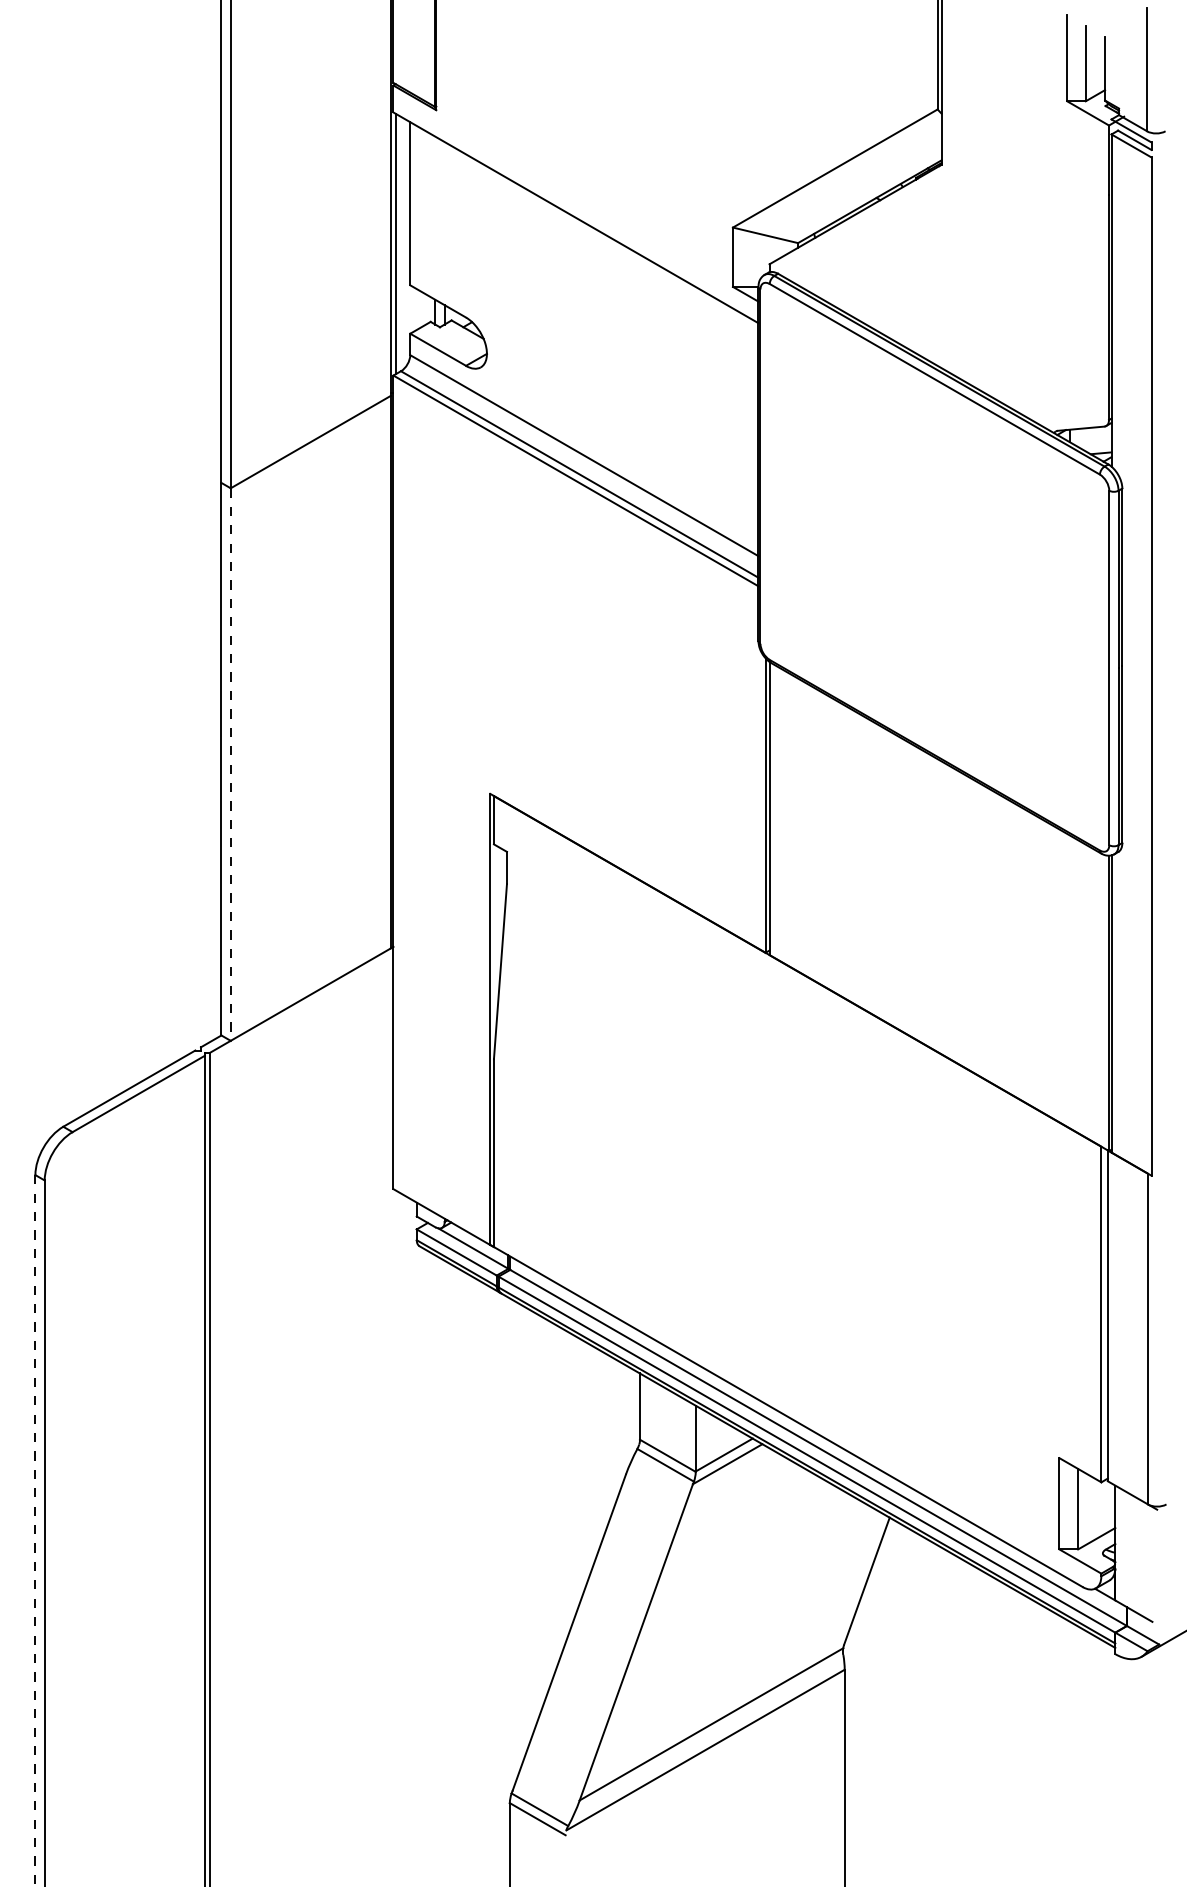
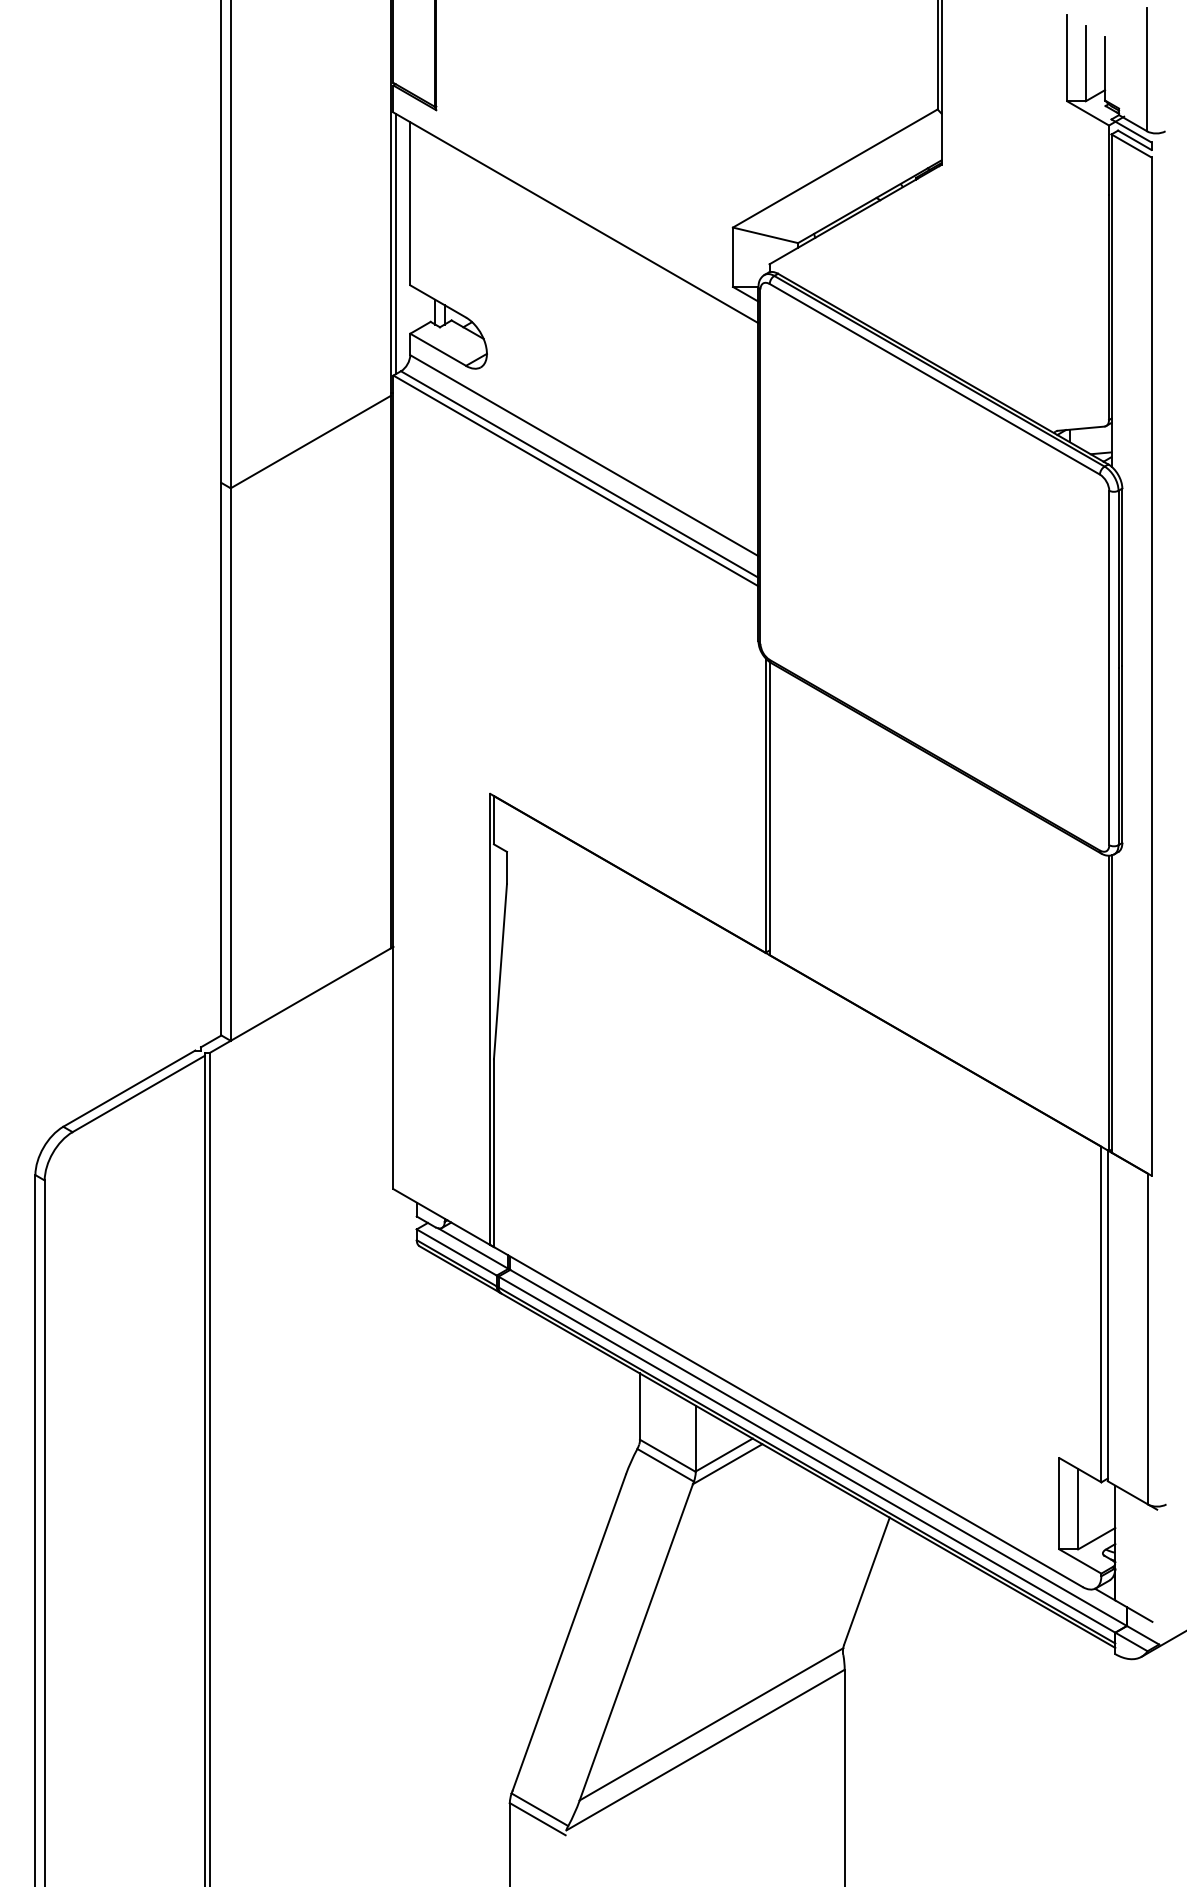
line: dashed -> solid (230, 765)
line: dashed -> solid (35, 1530)
